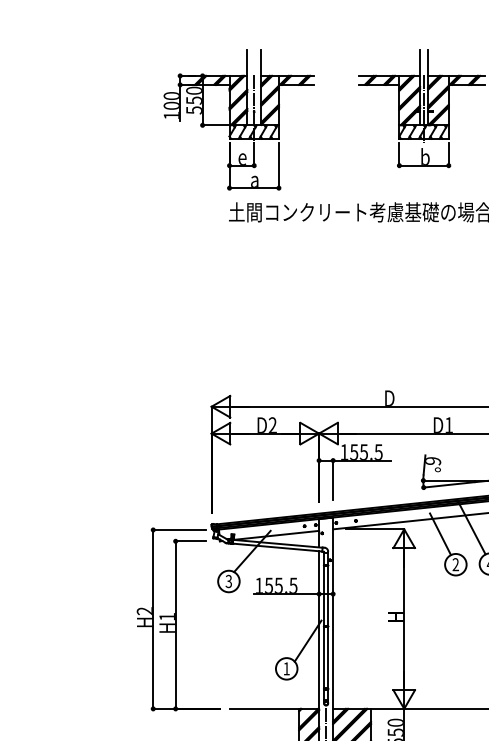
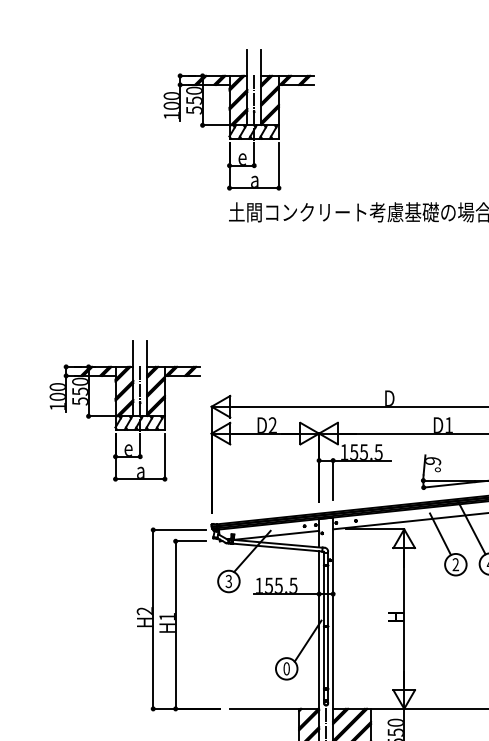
part: present -> none (421, 108)
part: none -> present (124, 410)
text: 1 -> 0 (286, 668)
